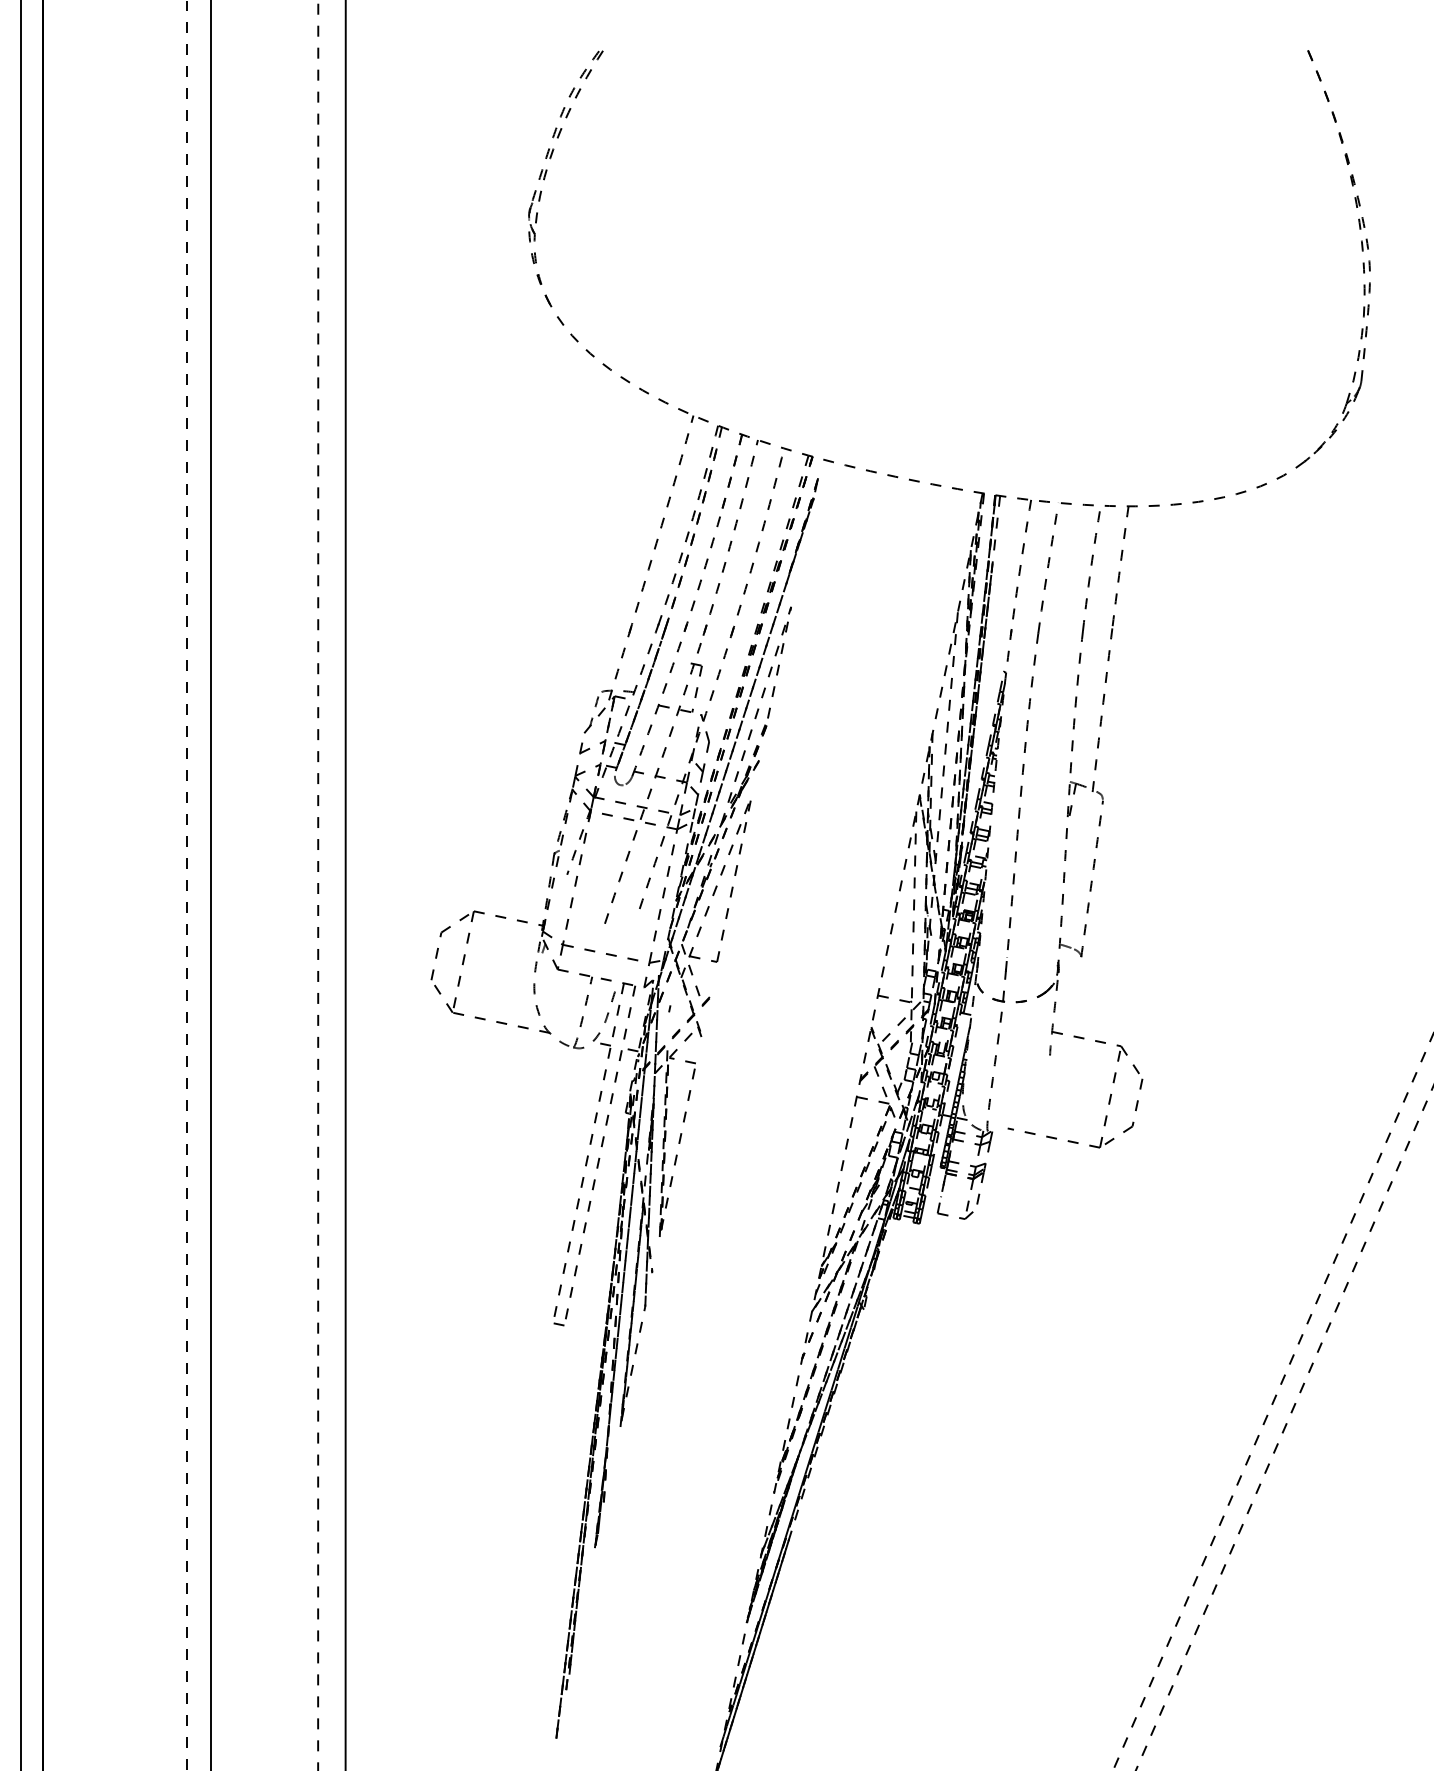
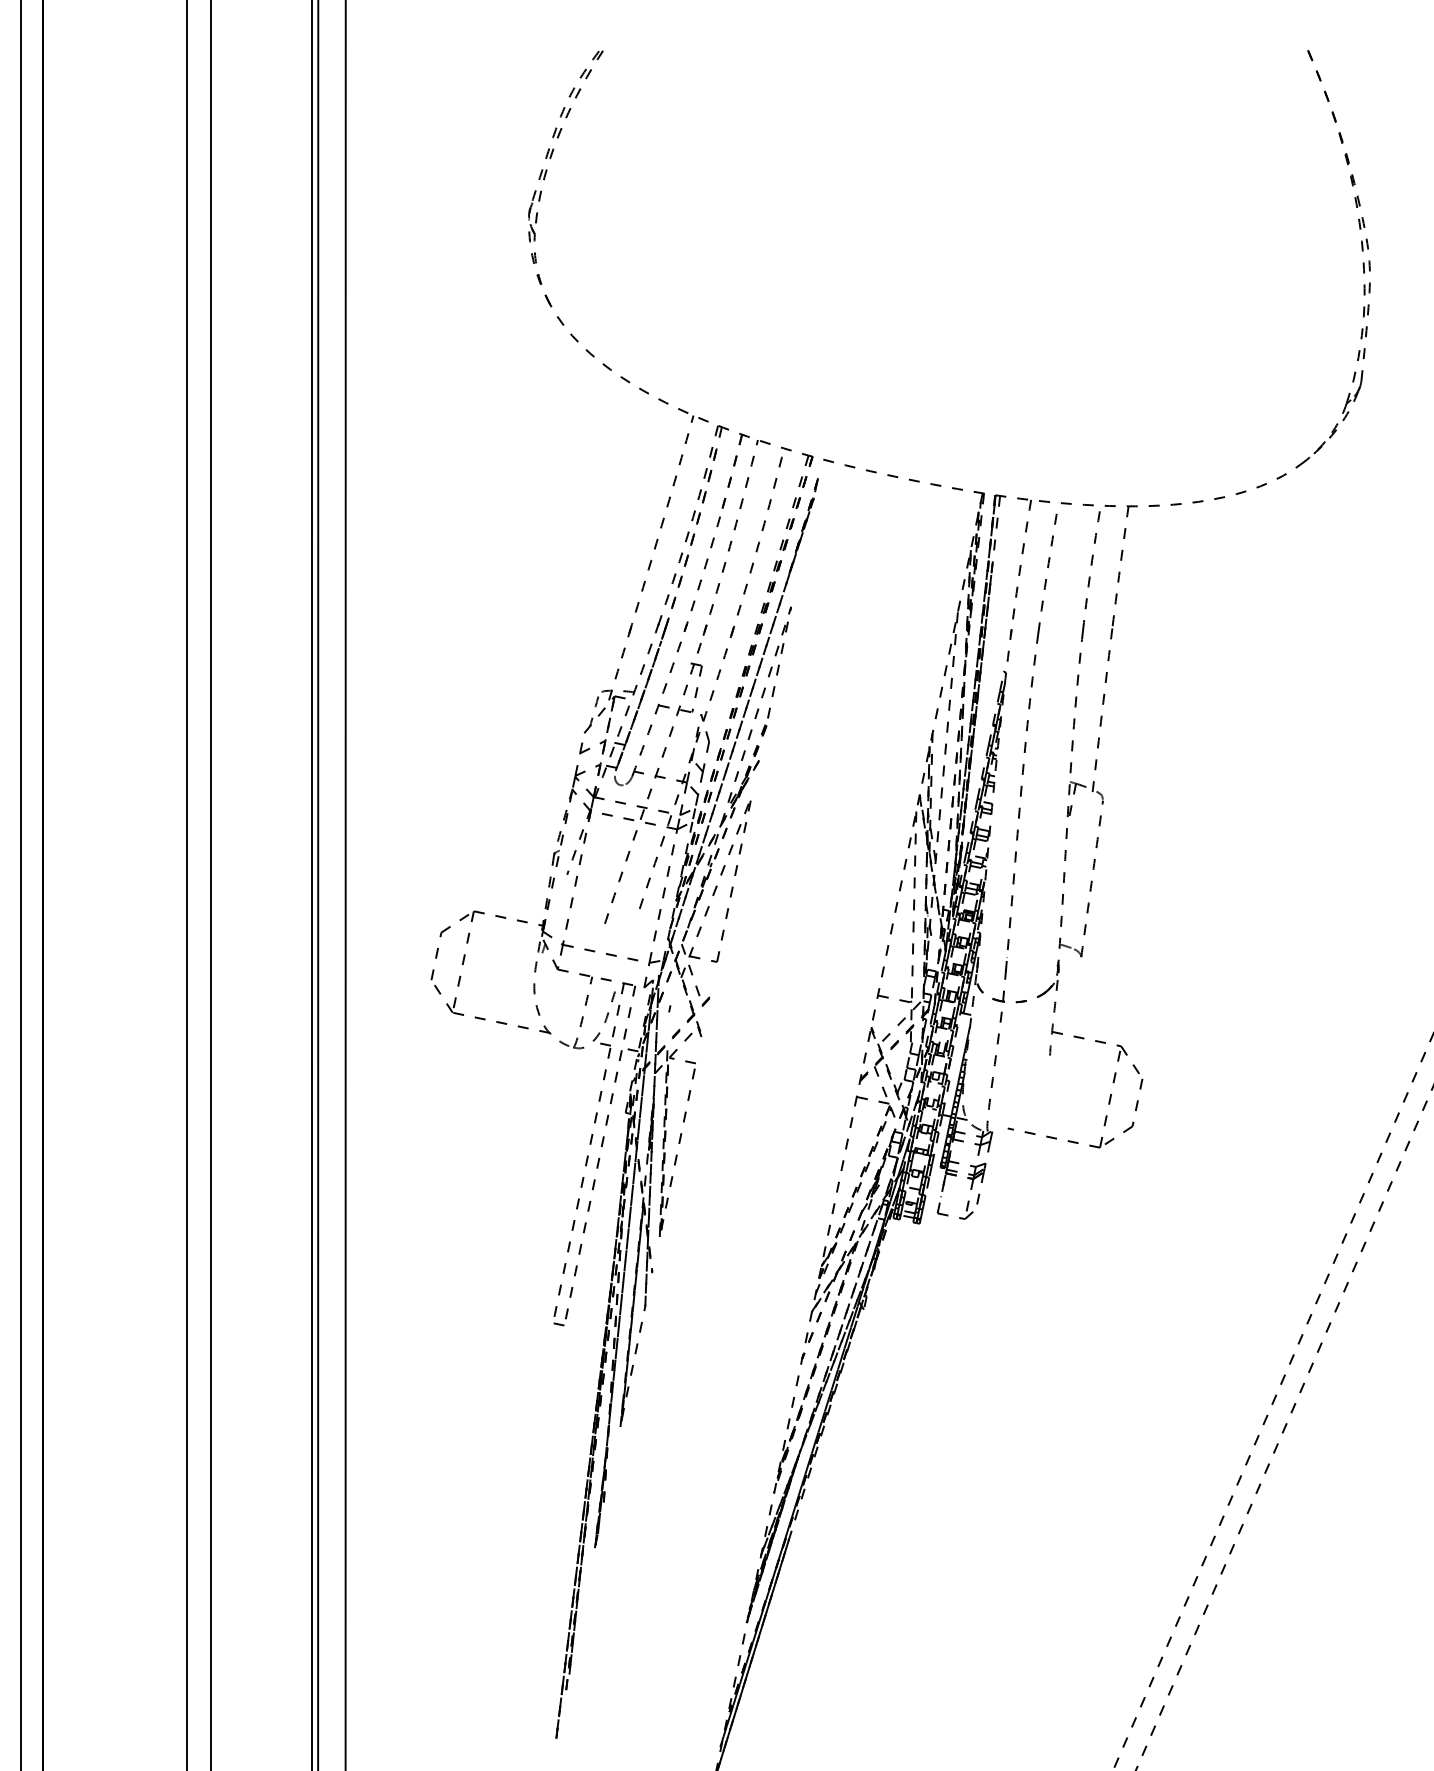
line: none -> present (311, 884)
line: dashed -> solid (187, 885)
line: dashed -> solid (318, 885)
